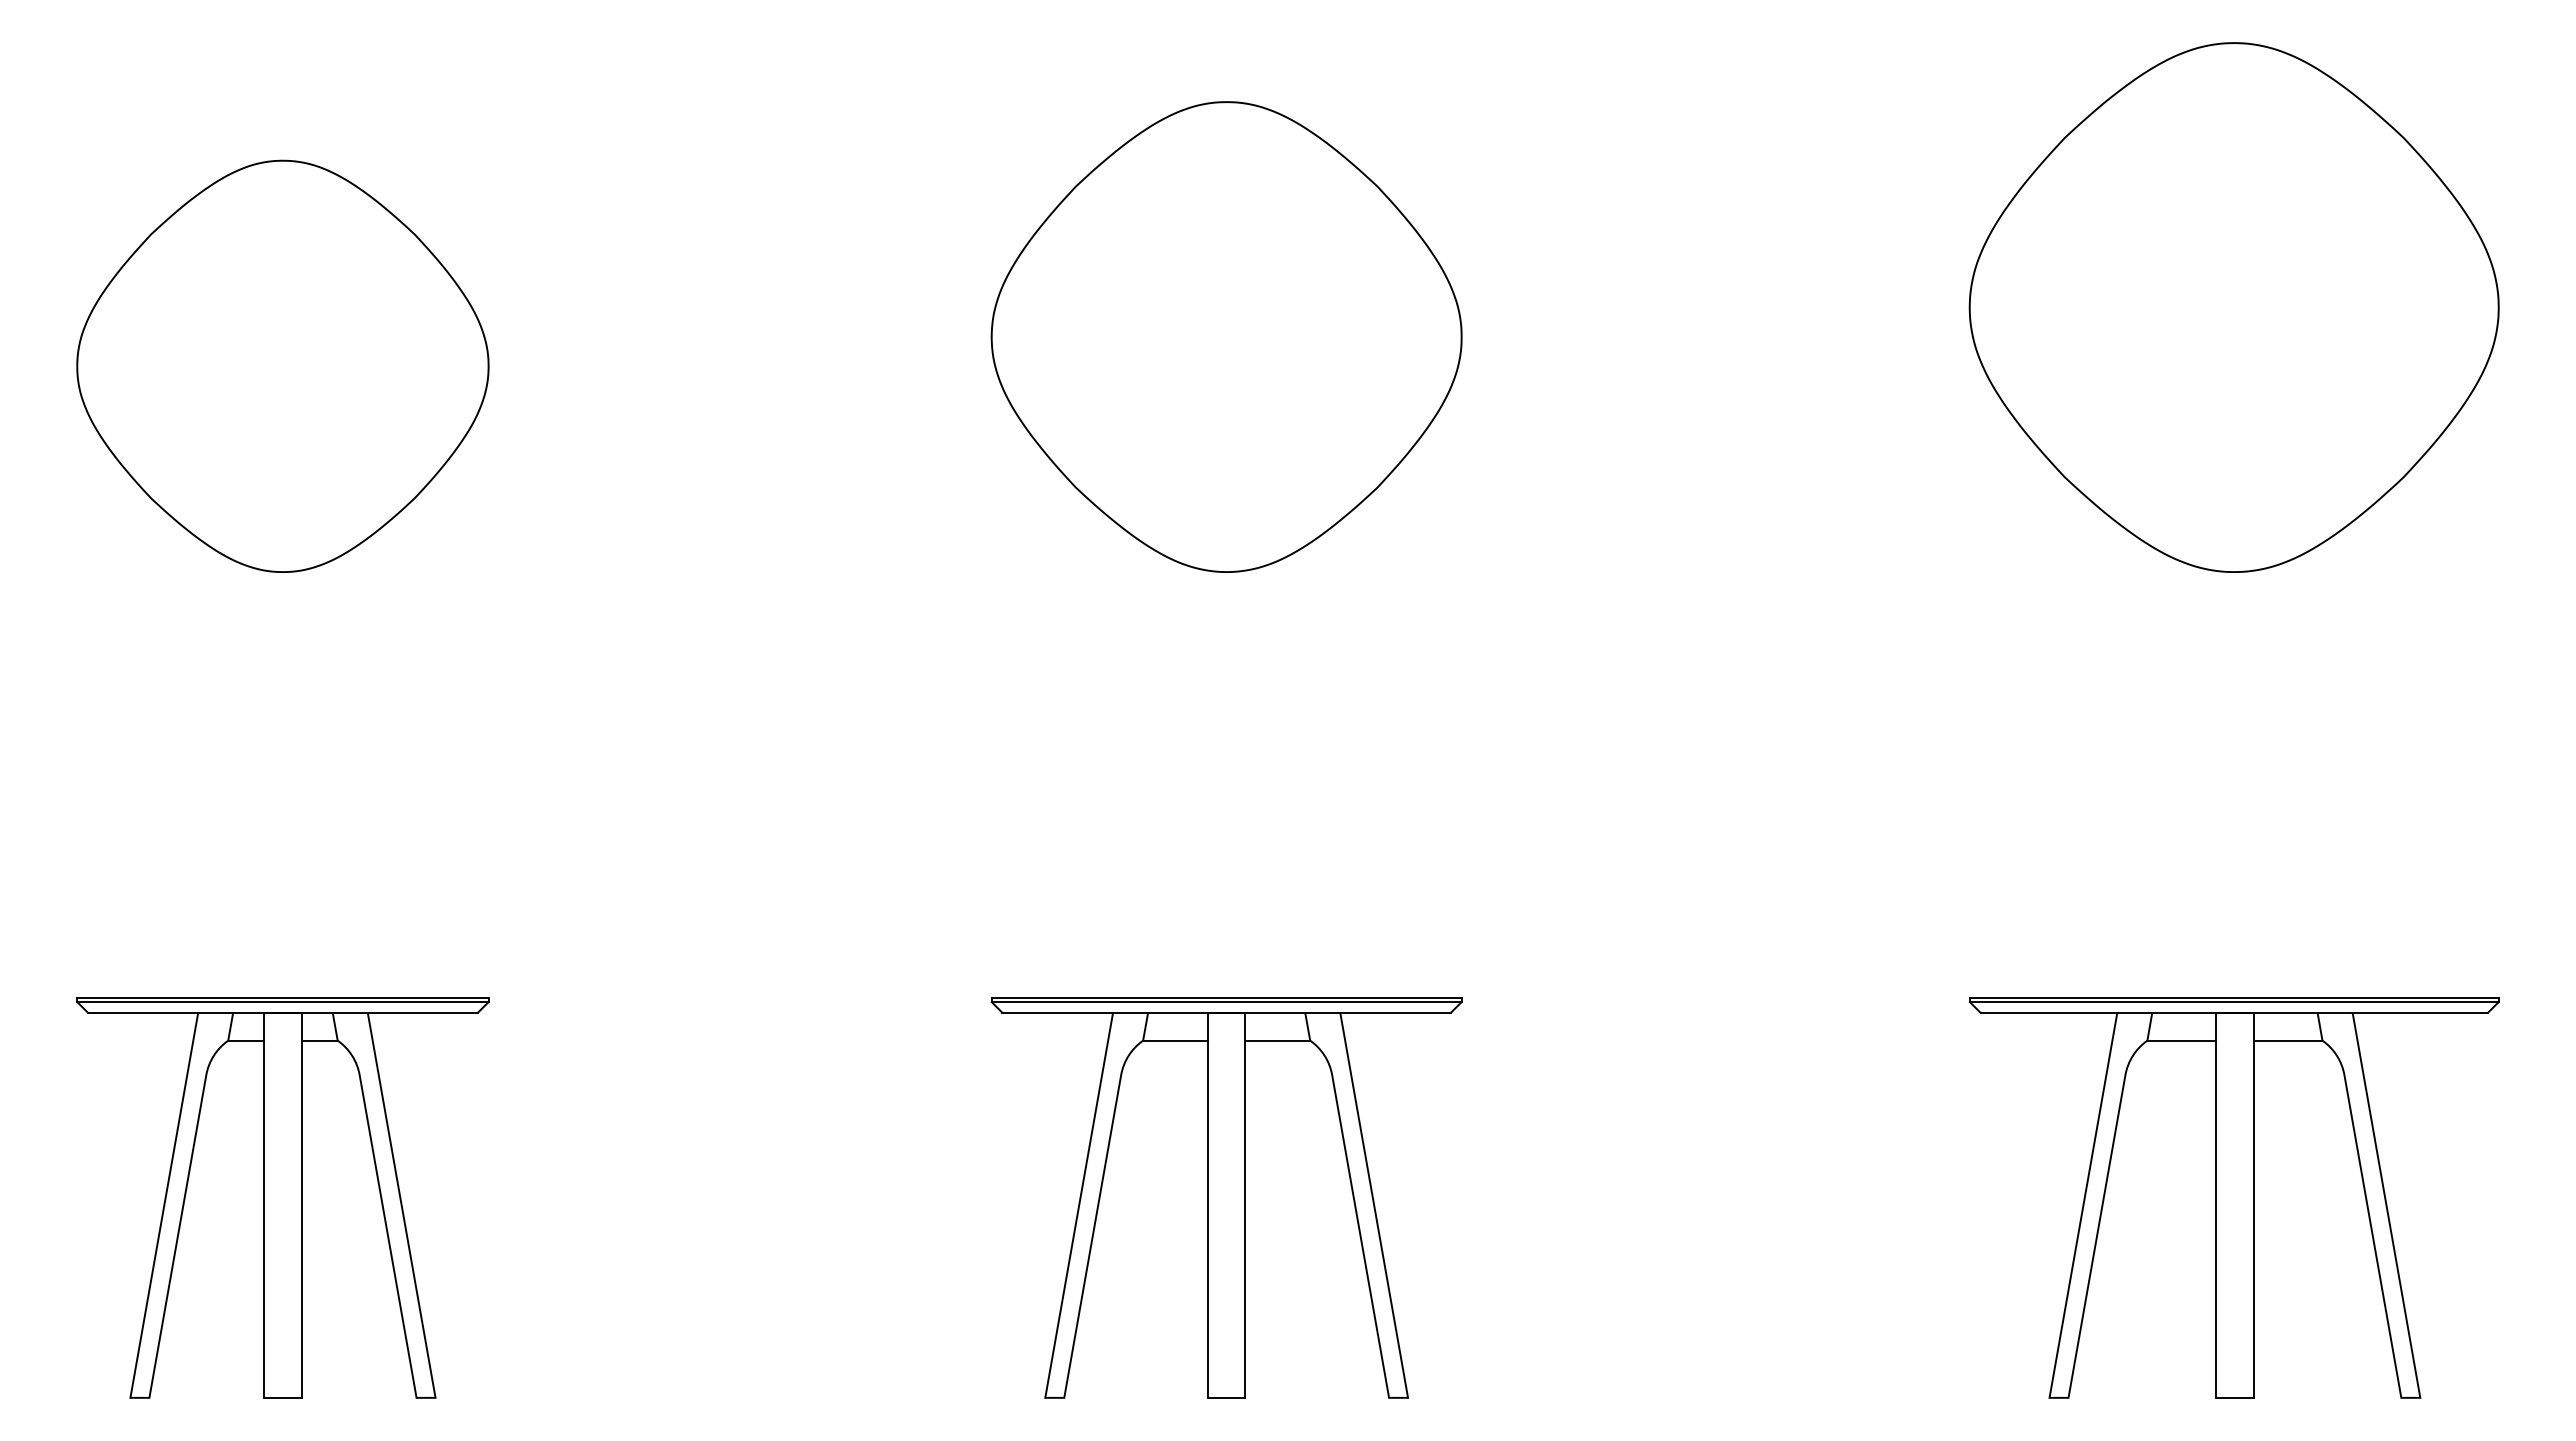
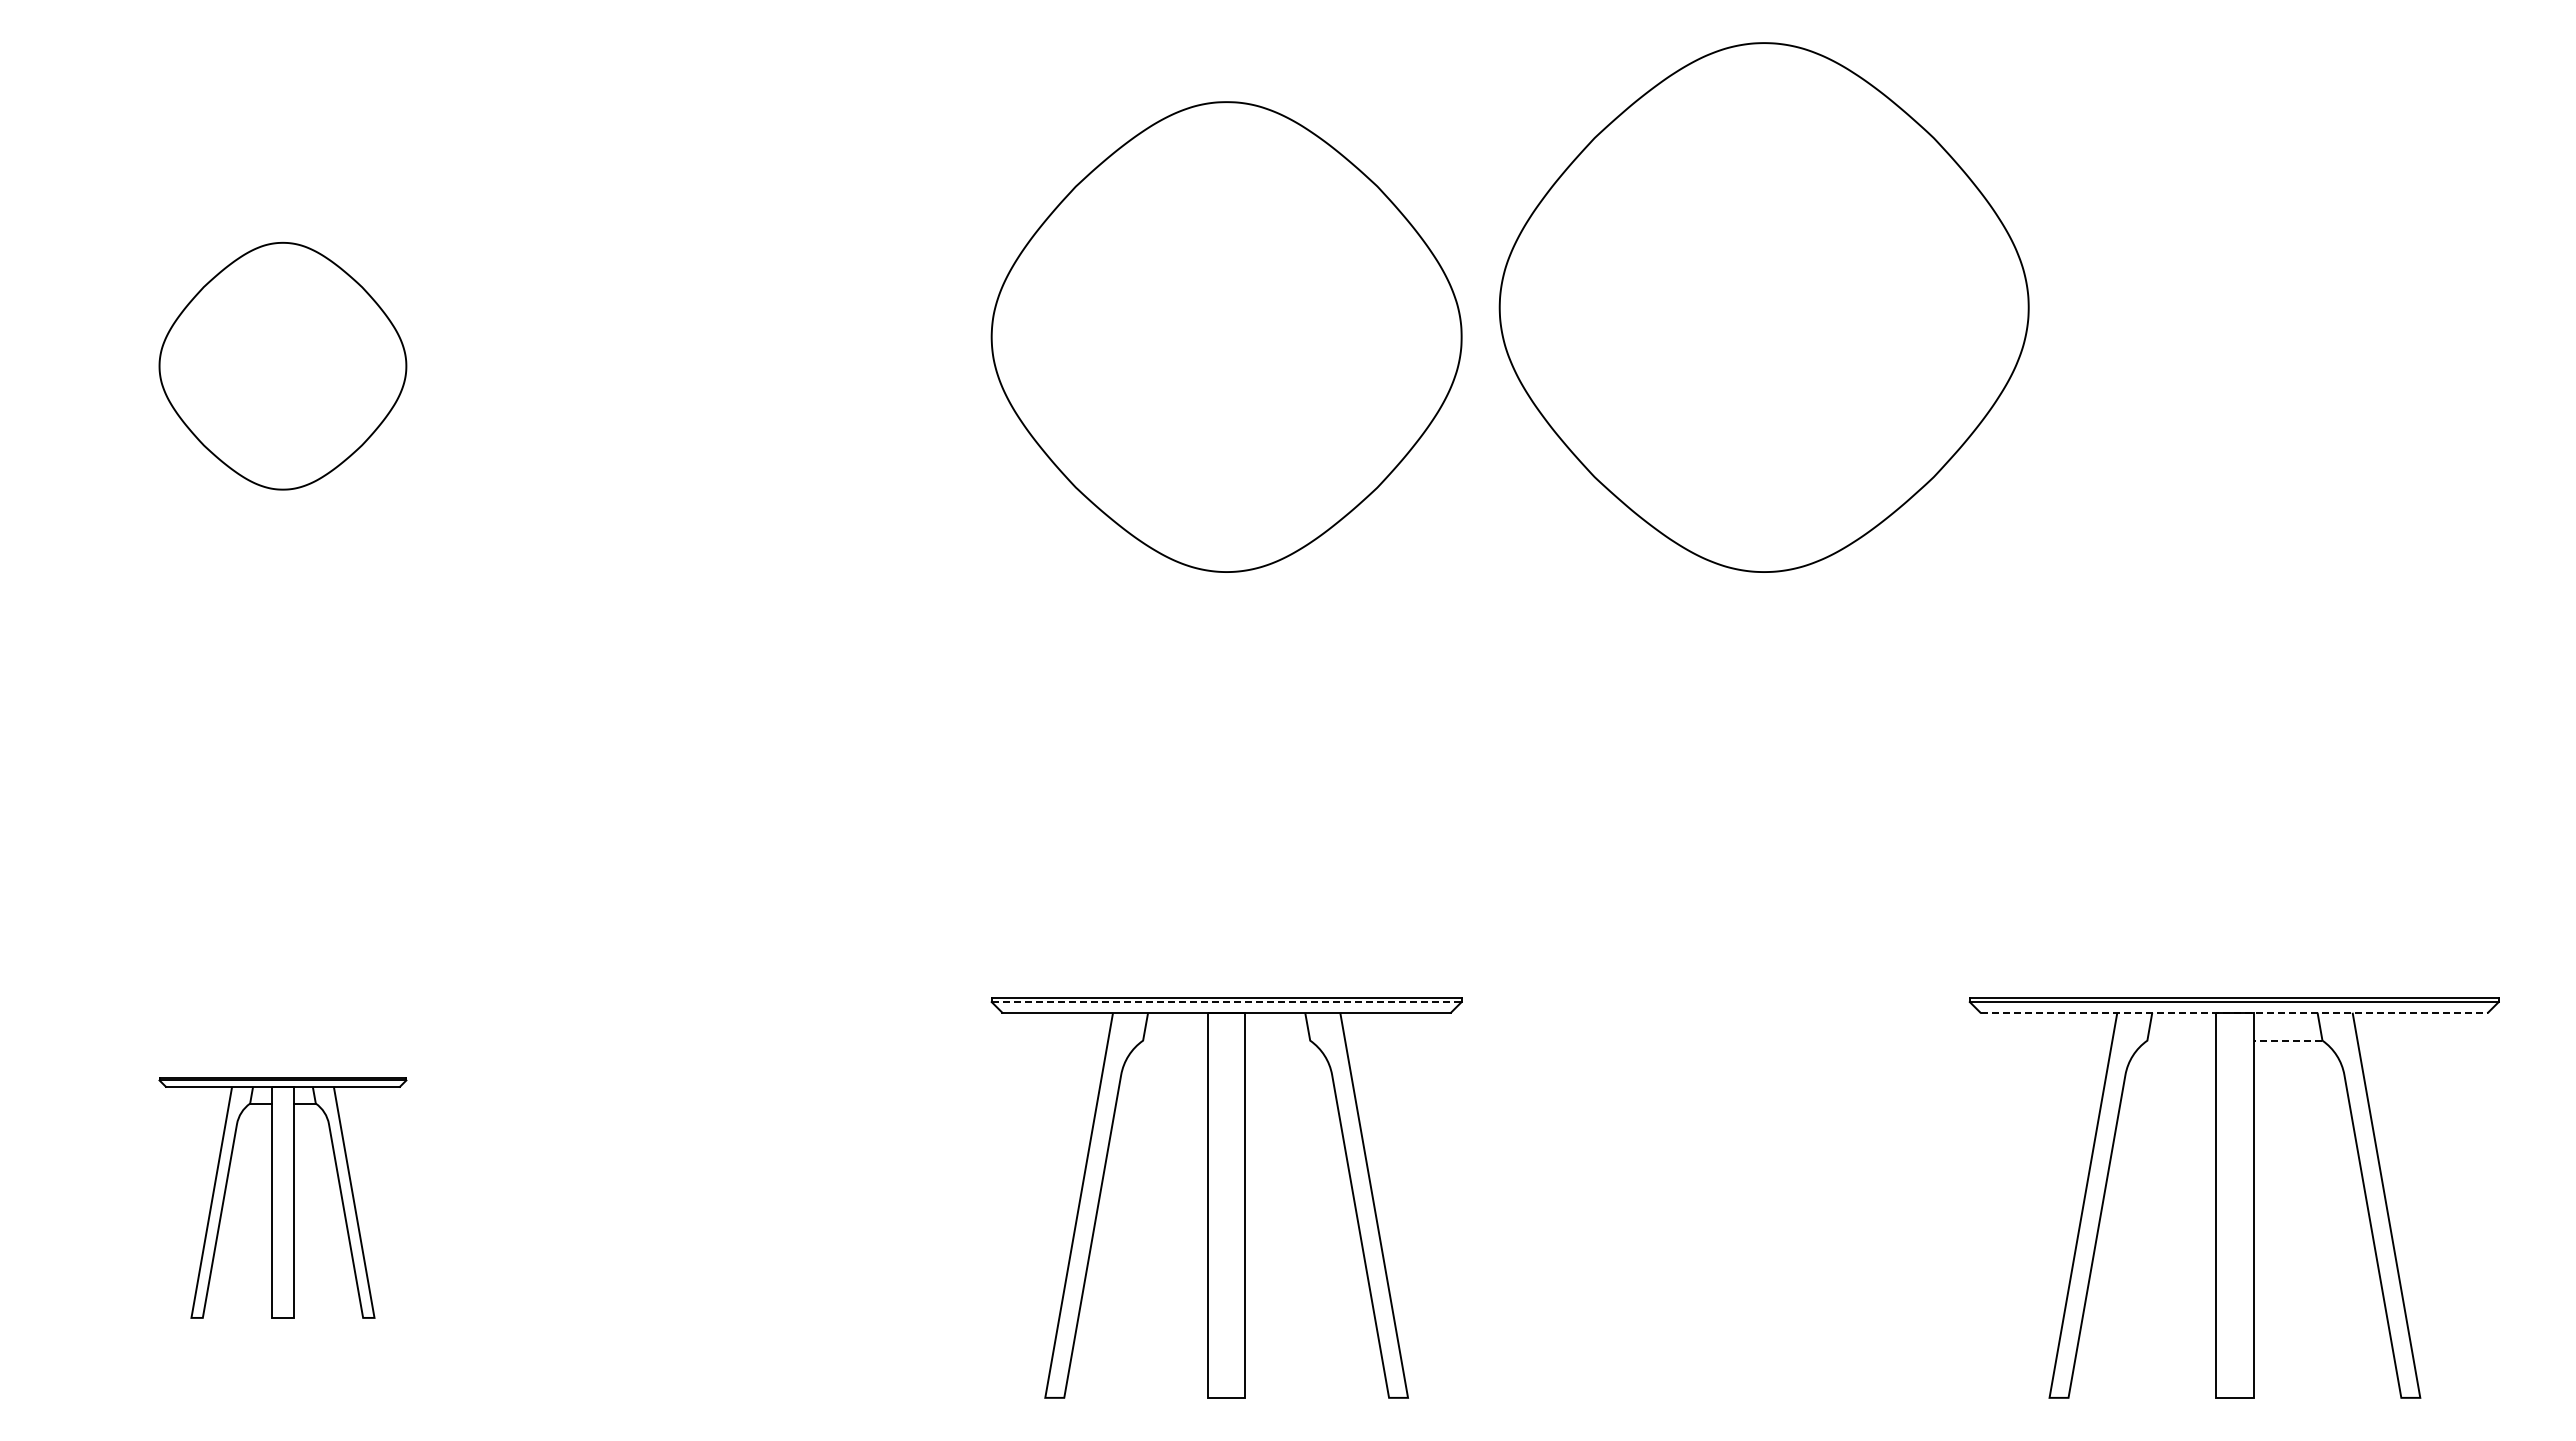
part position: (2233, 307) -> (1763, 307) (1763, 307)
part size: 414x414 px -> 250x249 px (282, 366)
line: solid -> dashed (1226, 1002)
line: solid -> dashed (2234, 1012)
line: present -> none (1175, 1040)
line: present -> none (1277, 1040)
line: present -> none (2181, 1040)
line: solid -> dashed (2287, 1040)
part size: 414x402 px -> 250x242 px (282, 1197)
